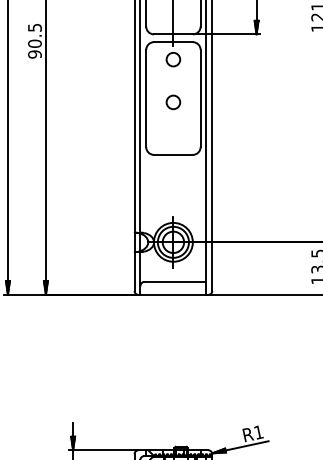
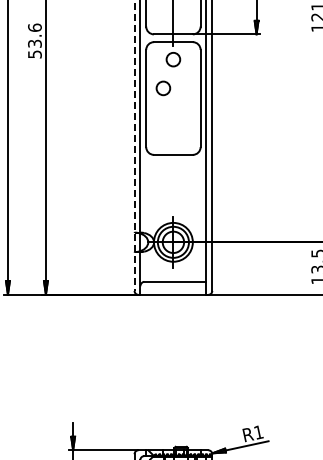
text: 90.5 -> 53.6 (34, 40)
circle position: (173, 102) -> (163, 88) (163, 88)
line: solid -> dashed (134, 145)
